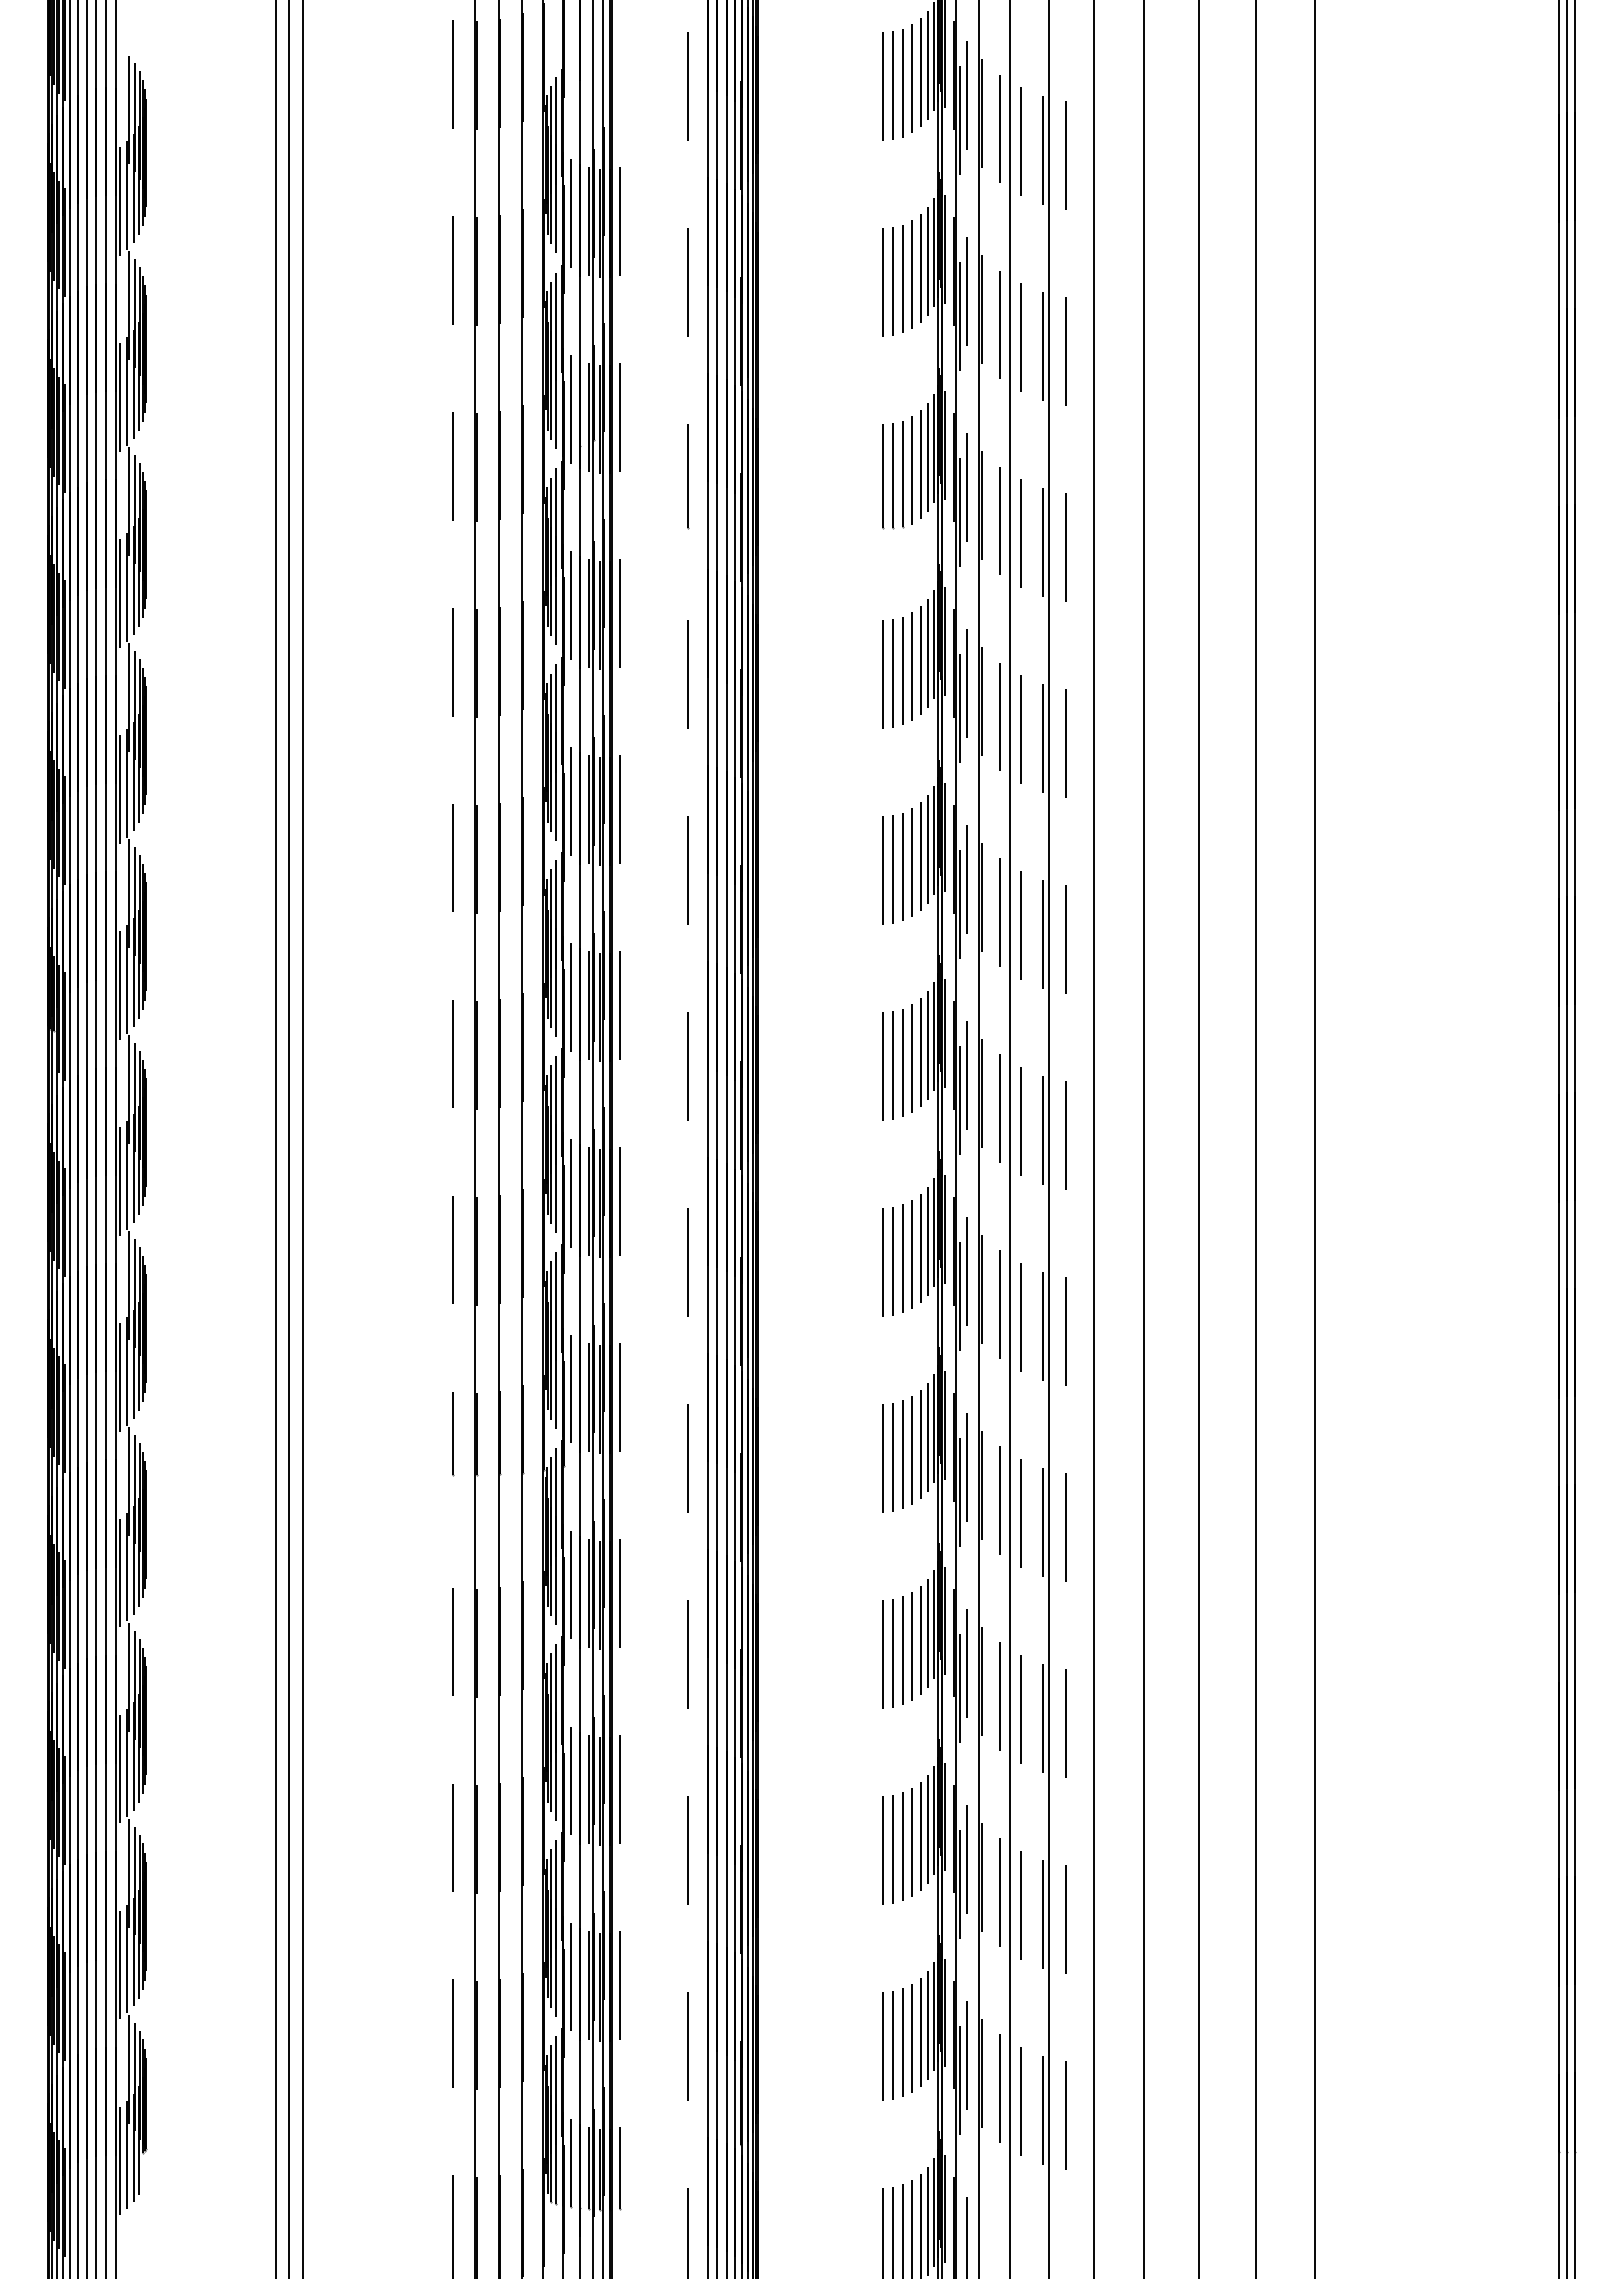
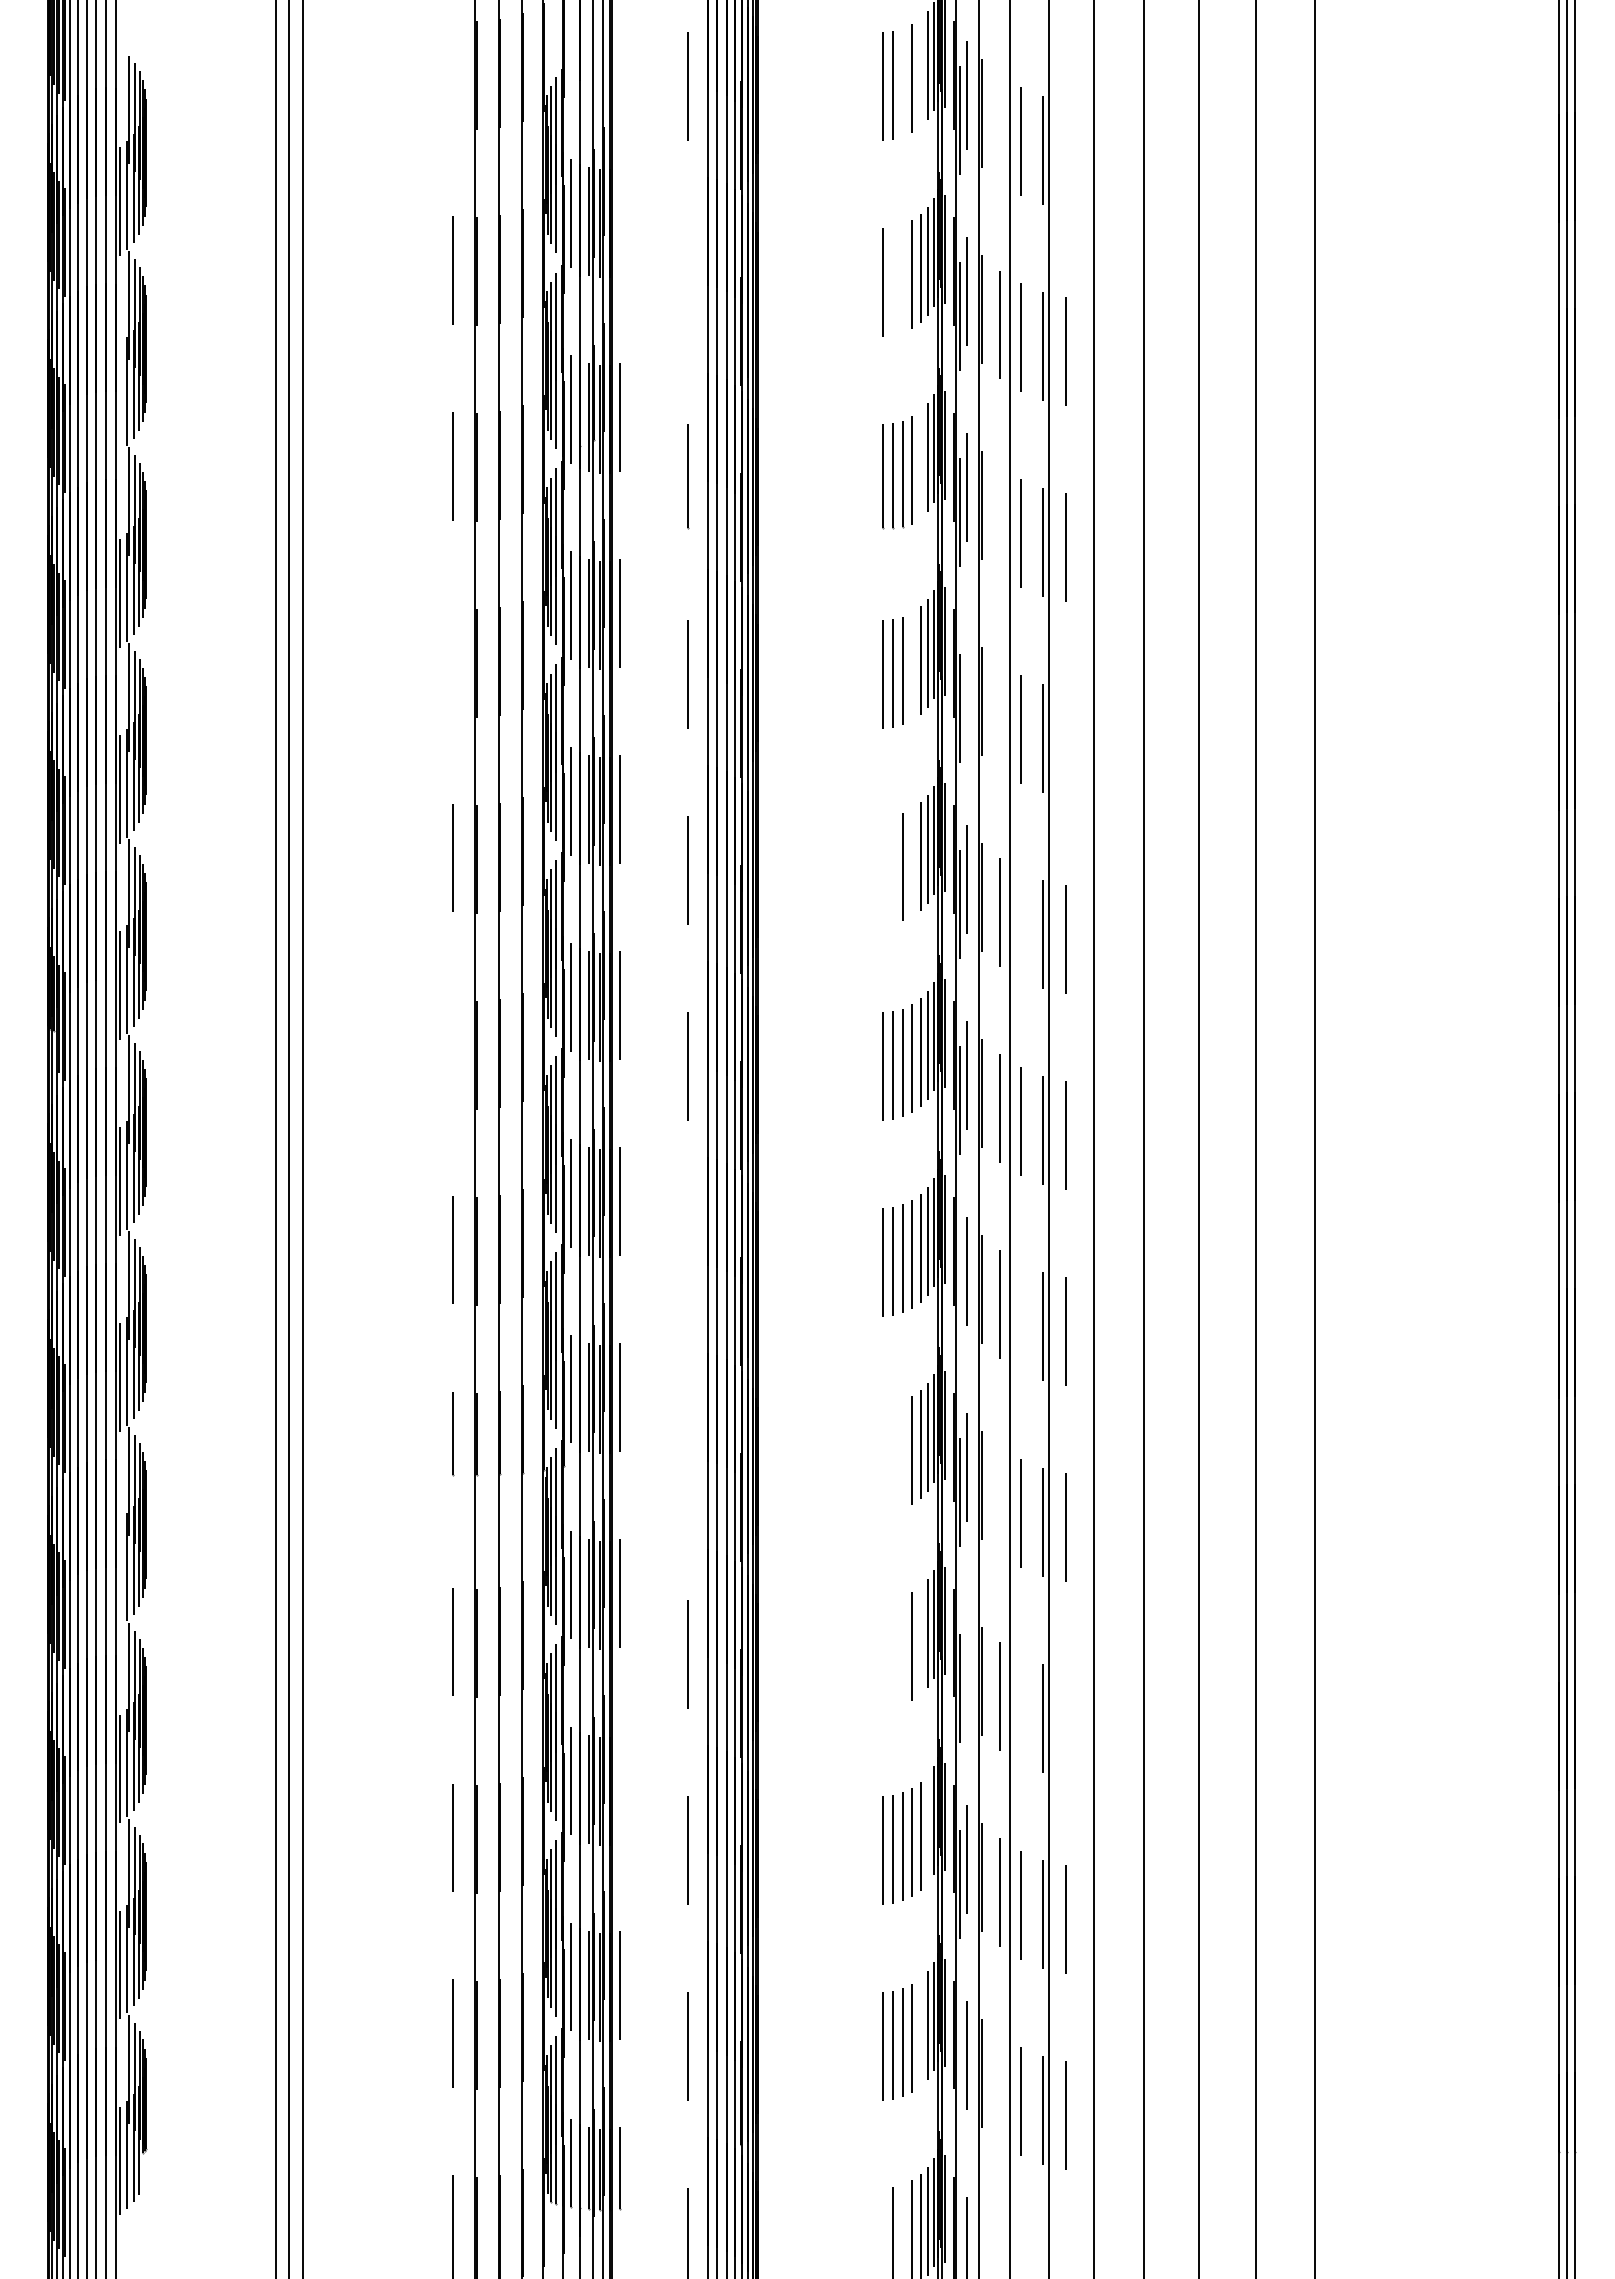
line: present -> none (920, 72)
line: present -> none (453, 73)
line: present -> none (902, 83)
line: present -> none (1000, 128)
line: present -> none (1065, 155)
line: present -> none (620, 221)
line: present -> none (902, 278)
line: present -> none (892, 281)
line: present -> none (687, 282)
line: present -> none (119, 396)
line: present -> none (920, 464)
line: present -> none (1000, 520)
line: present -> none (452, 662)
line: present -> none (912, 666)
line: present -> none (966, 683)
line: present -> none (1000, 716)
line: present -> none (1066, 743)
line: present -> none (912, 862)
line: present -> none (892, 869)
line: present -> none (882, 870)
line: present -> none (1020, 925)
line: present -> none (452, 1053)
line: present -> none (688, 1262)
line: present -> none (959, 1296)
line: present -> none (1020, 1317)
line: present -> none (902, 1454)
line: present -> none (892, 1457)
line: present -> none (688, 1458)
line: present -> none (882, 1458)
line: present -> none (999, 1500)
line: present -> none (119, 1572)
line: present -> none (920, 1640)
line: present -> none (902, 1650)
line: present -> none (892, 1653)
line: present -> none (882, 1654)
line: present -> none (966, 1662)
line: present -> none (1020, 1708)
line: present -> none (1066, 1723)
line: present -> none (620, 1789)
line: present -> none (928, 1828)
line: present -> none (920, 2032)
line: present -> none (959, 2079)
line: present -> none (999, 2088)
line: present -> none (902, 2229)
line: present -> none (882, 2231)
